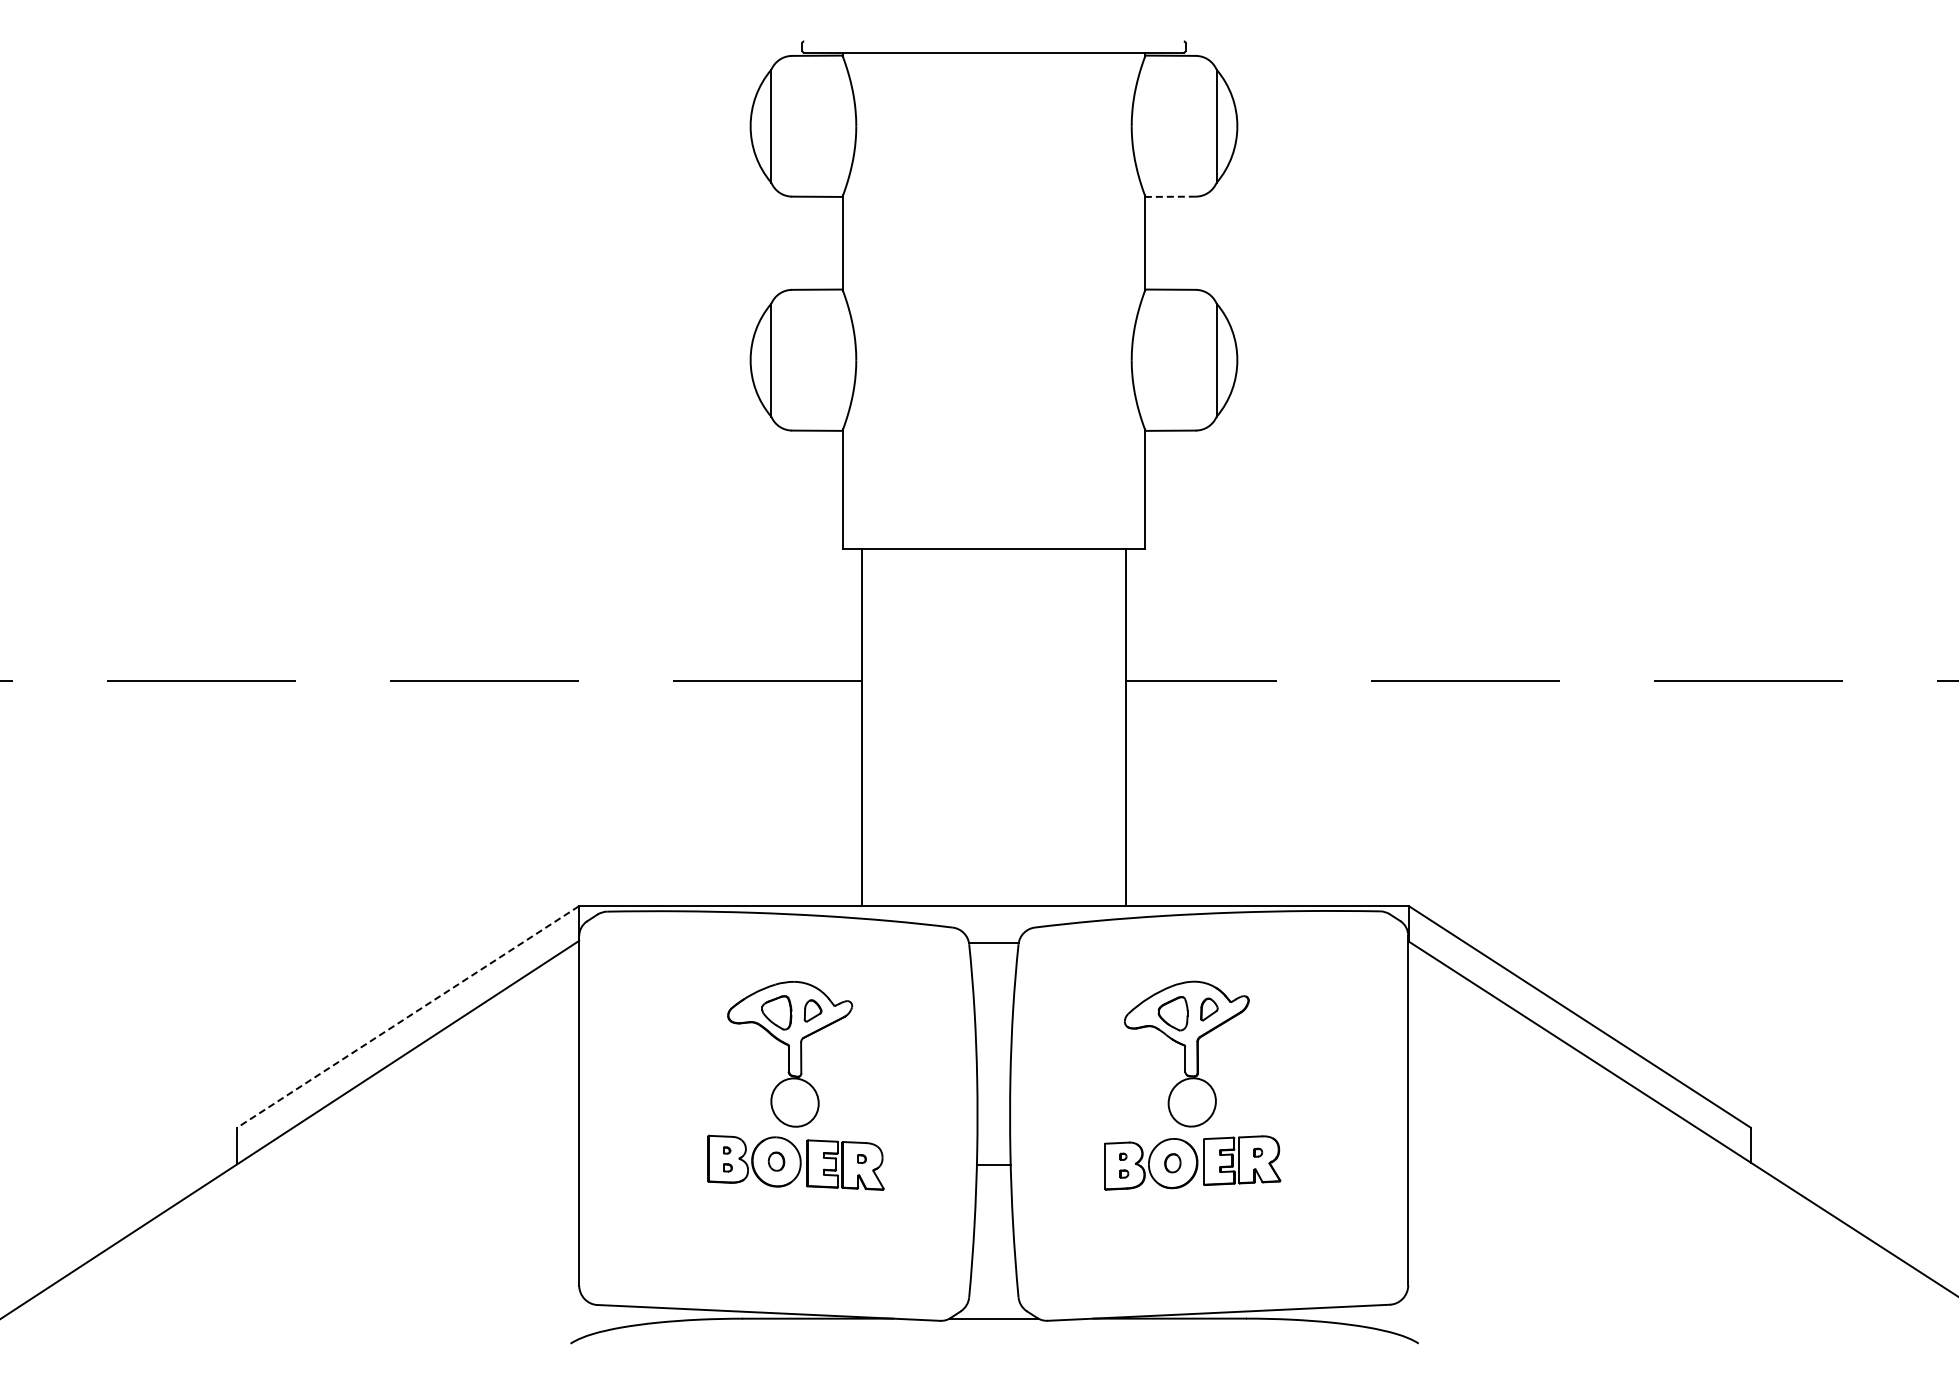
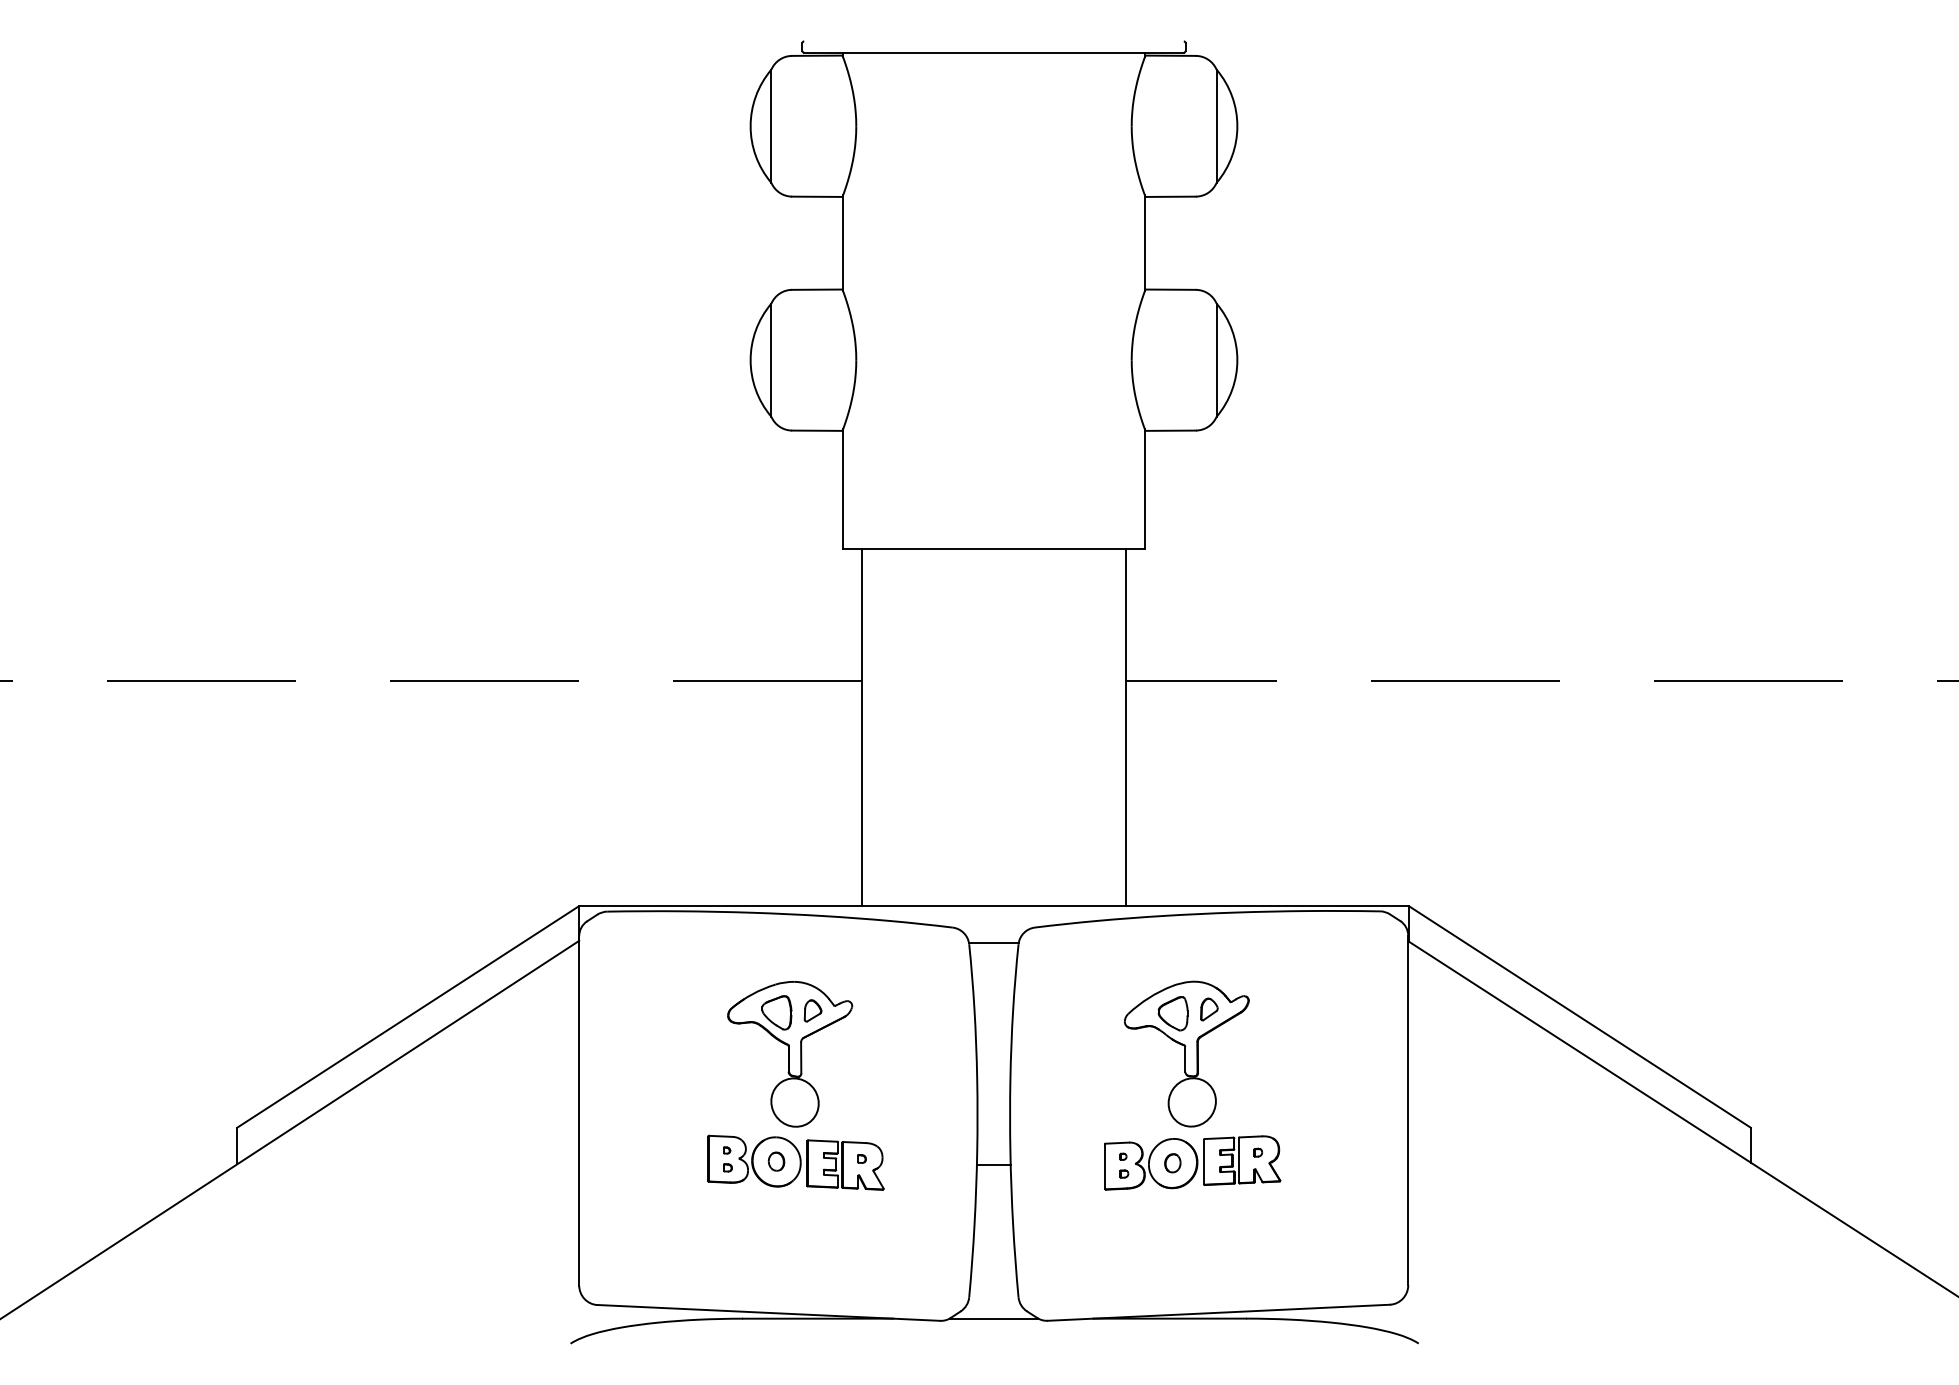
line: dashed -> solid (1170, 196)
line: dashed -> solid (408, 1017)
